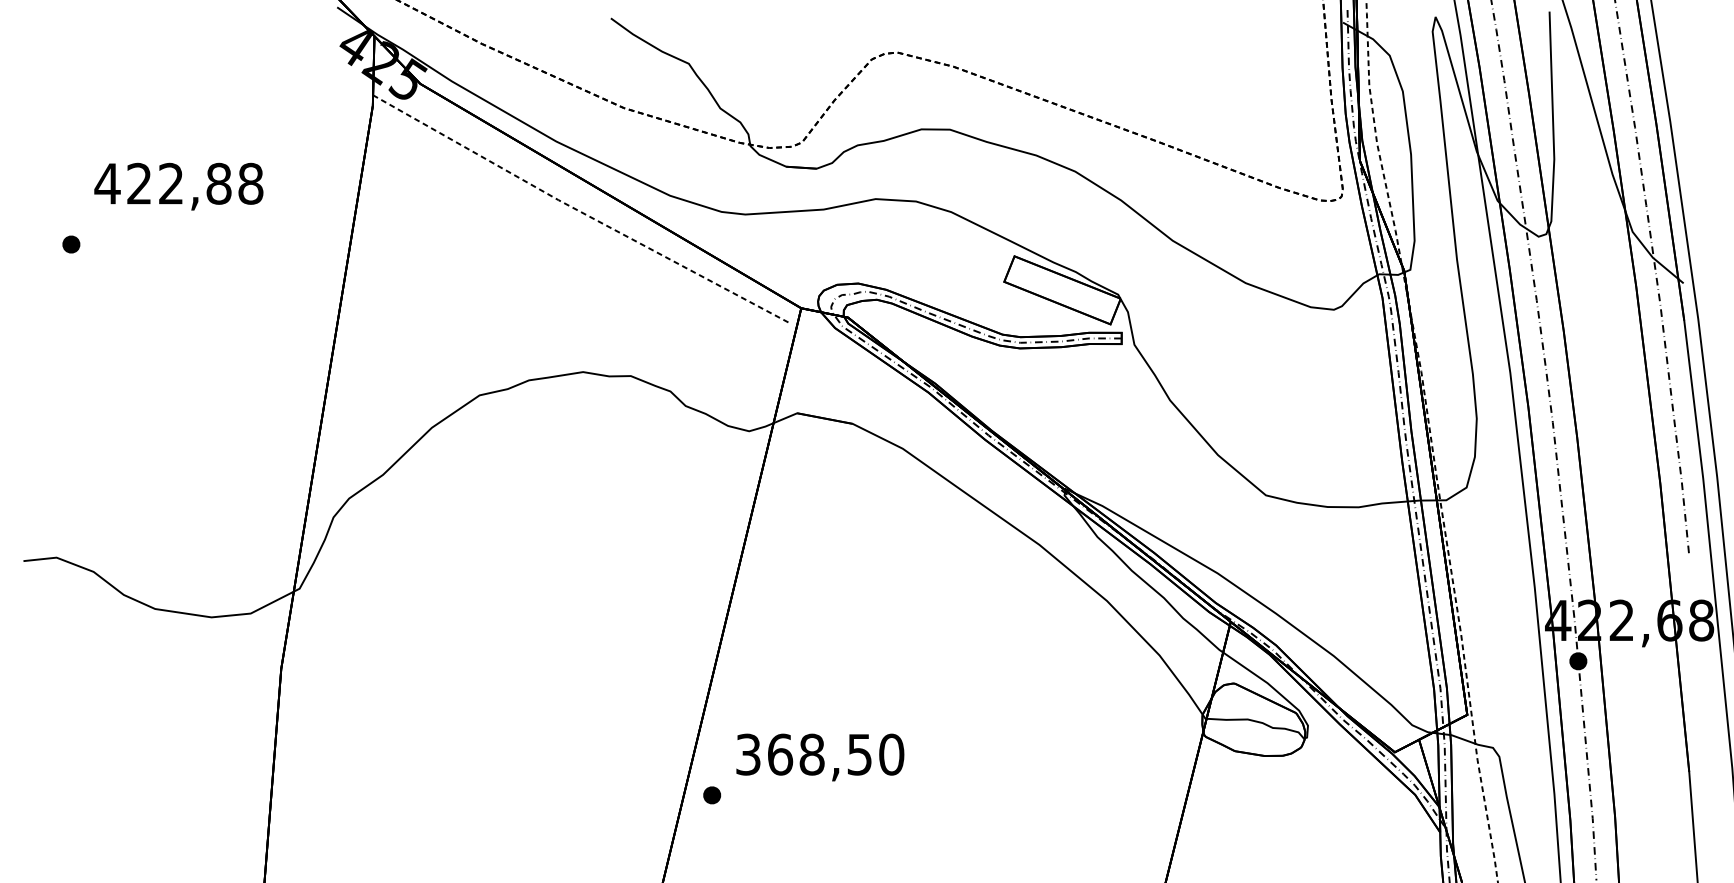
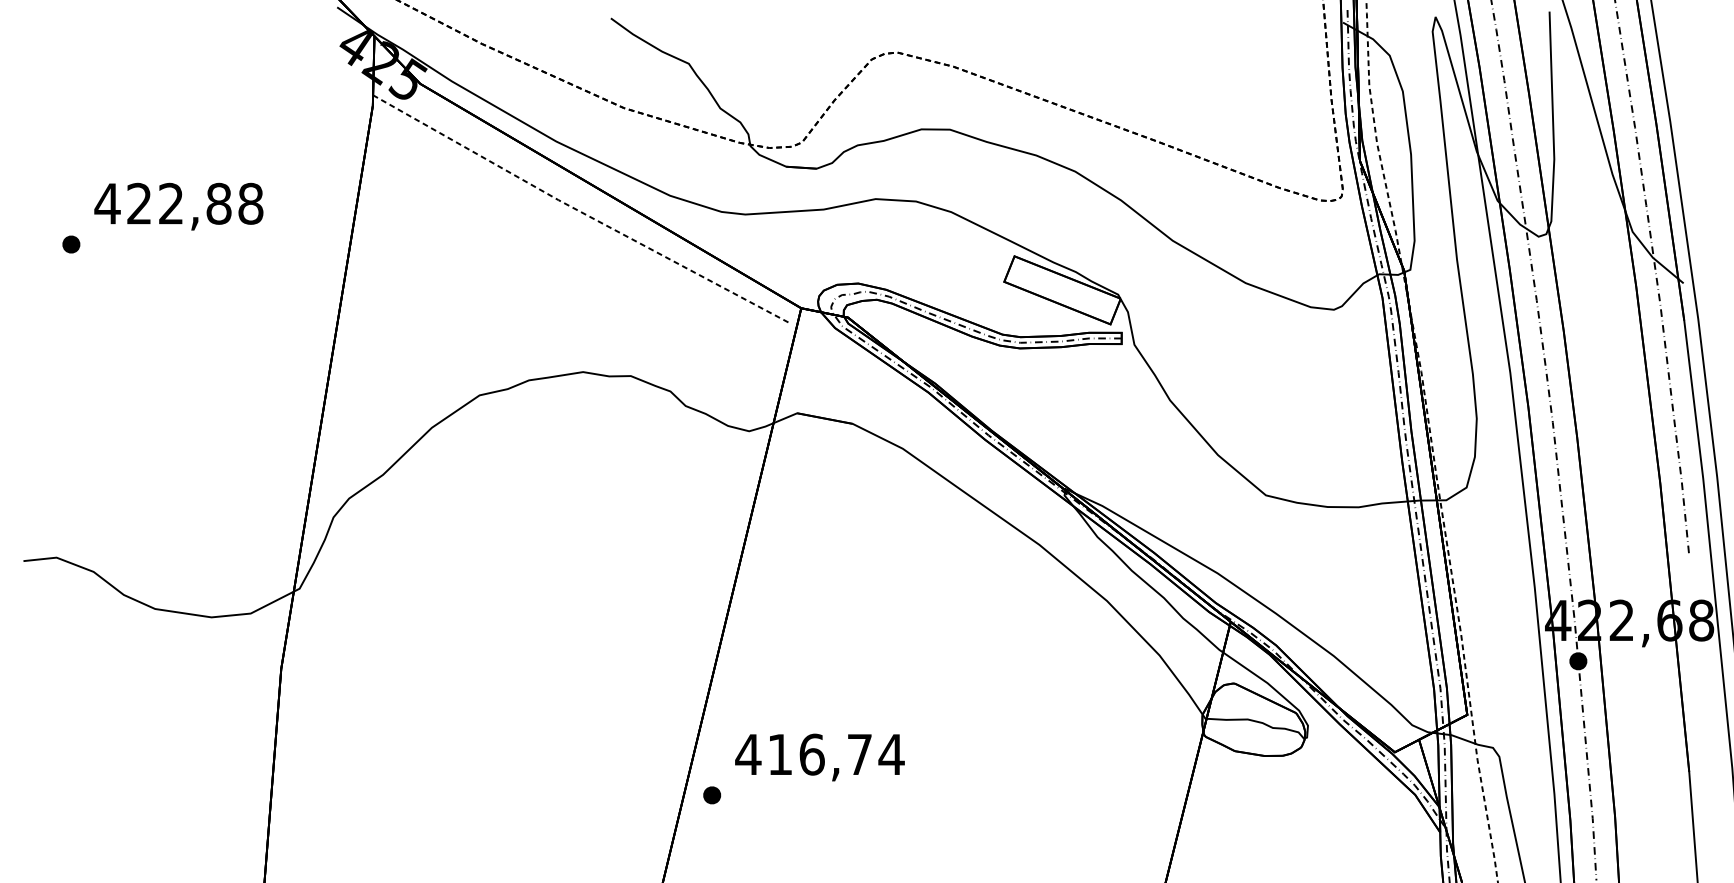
text position: (178, 186) -> (178, 206) (178, 206)
text: 368,50 -> 416,74 (819, 754)
